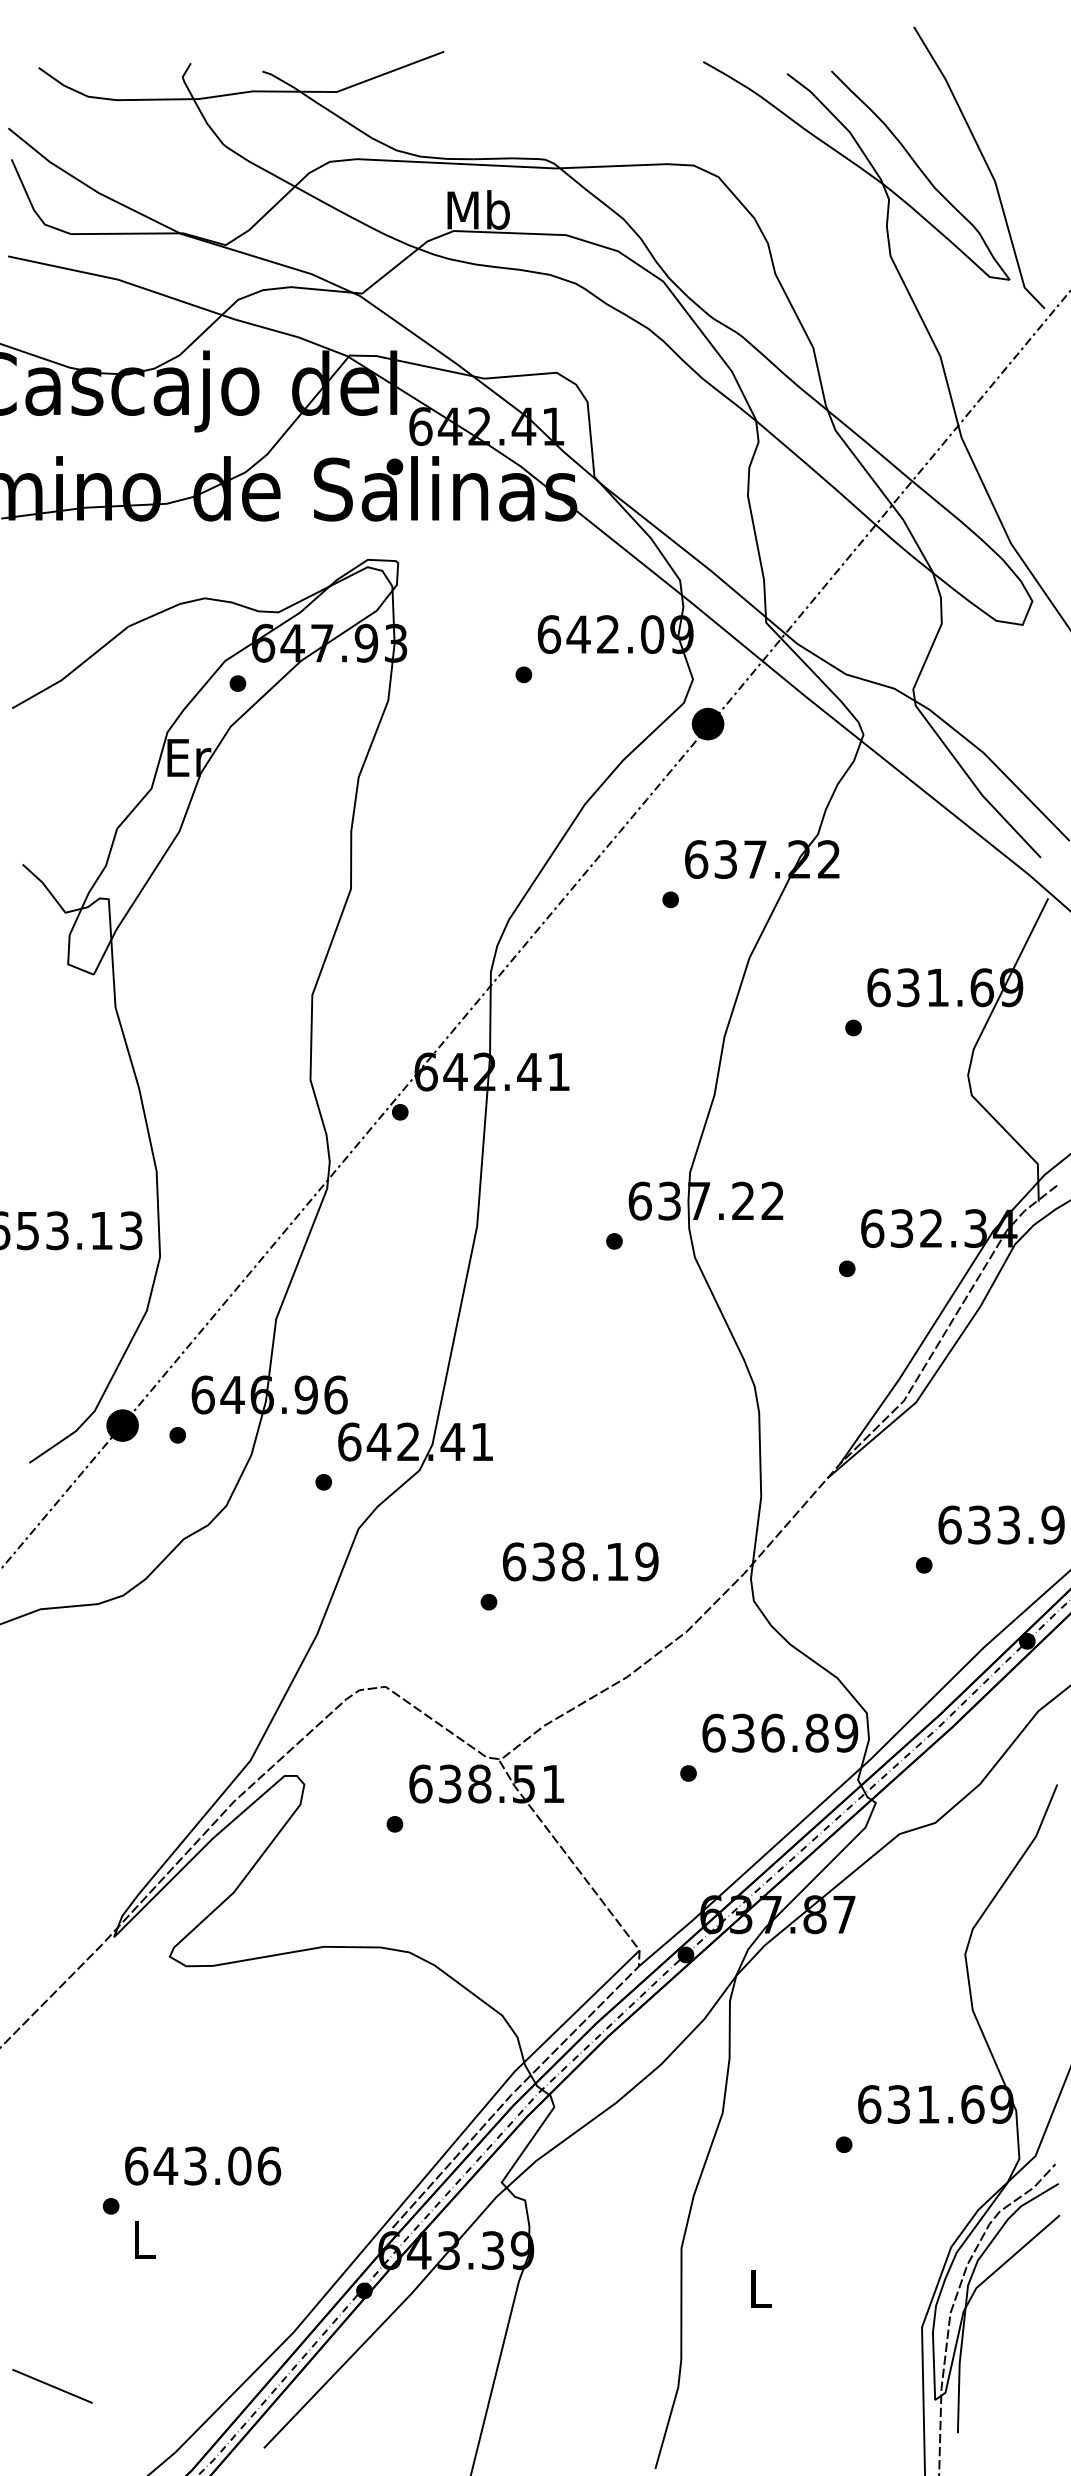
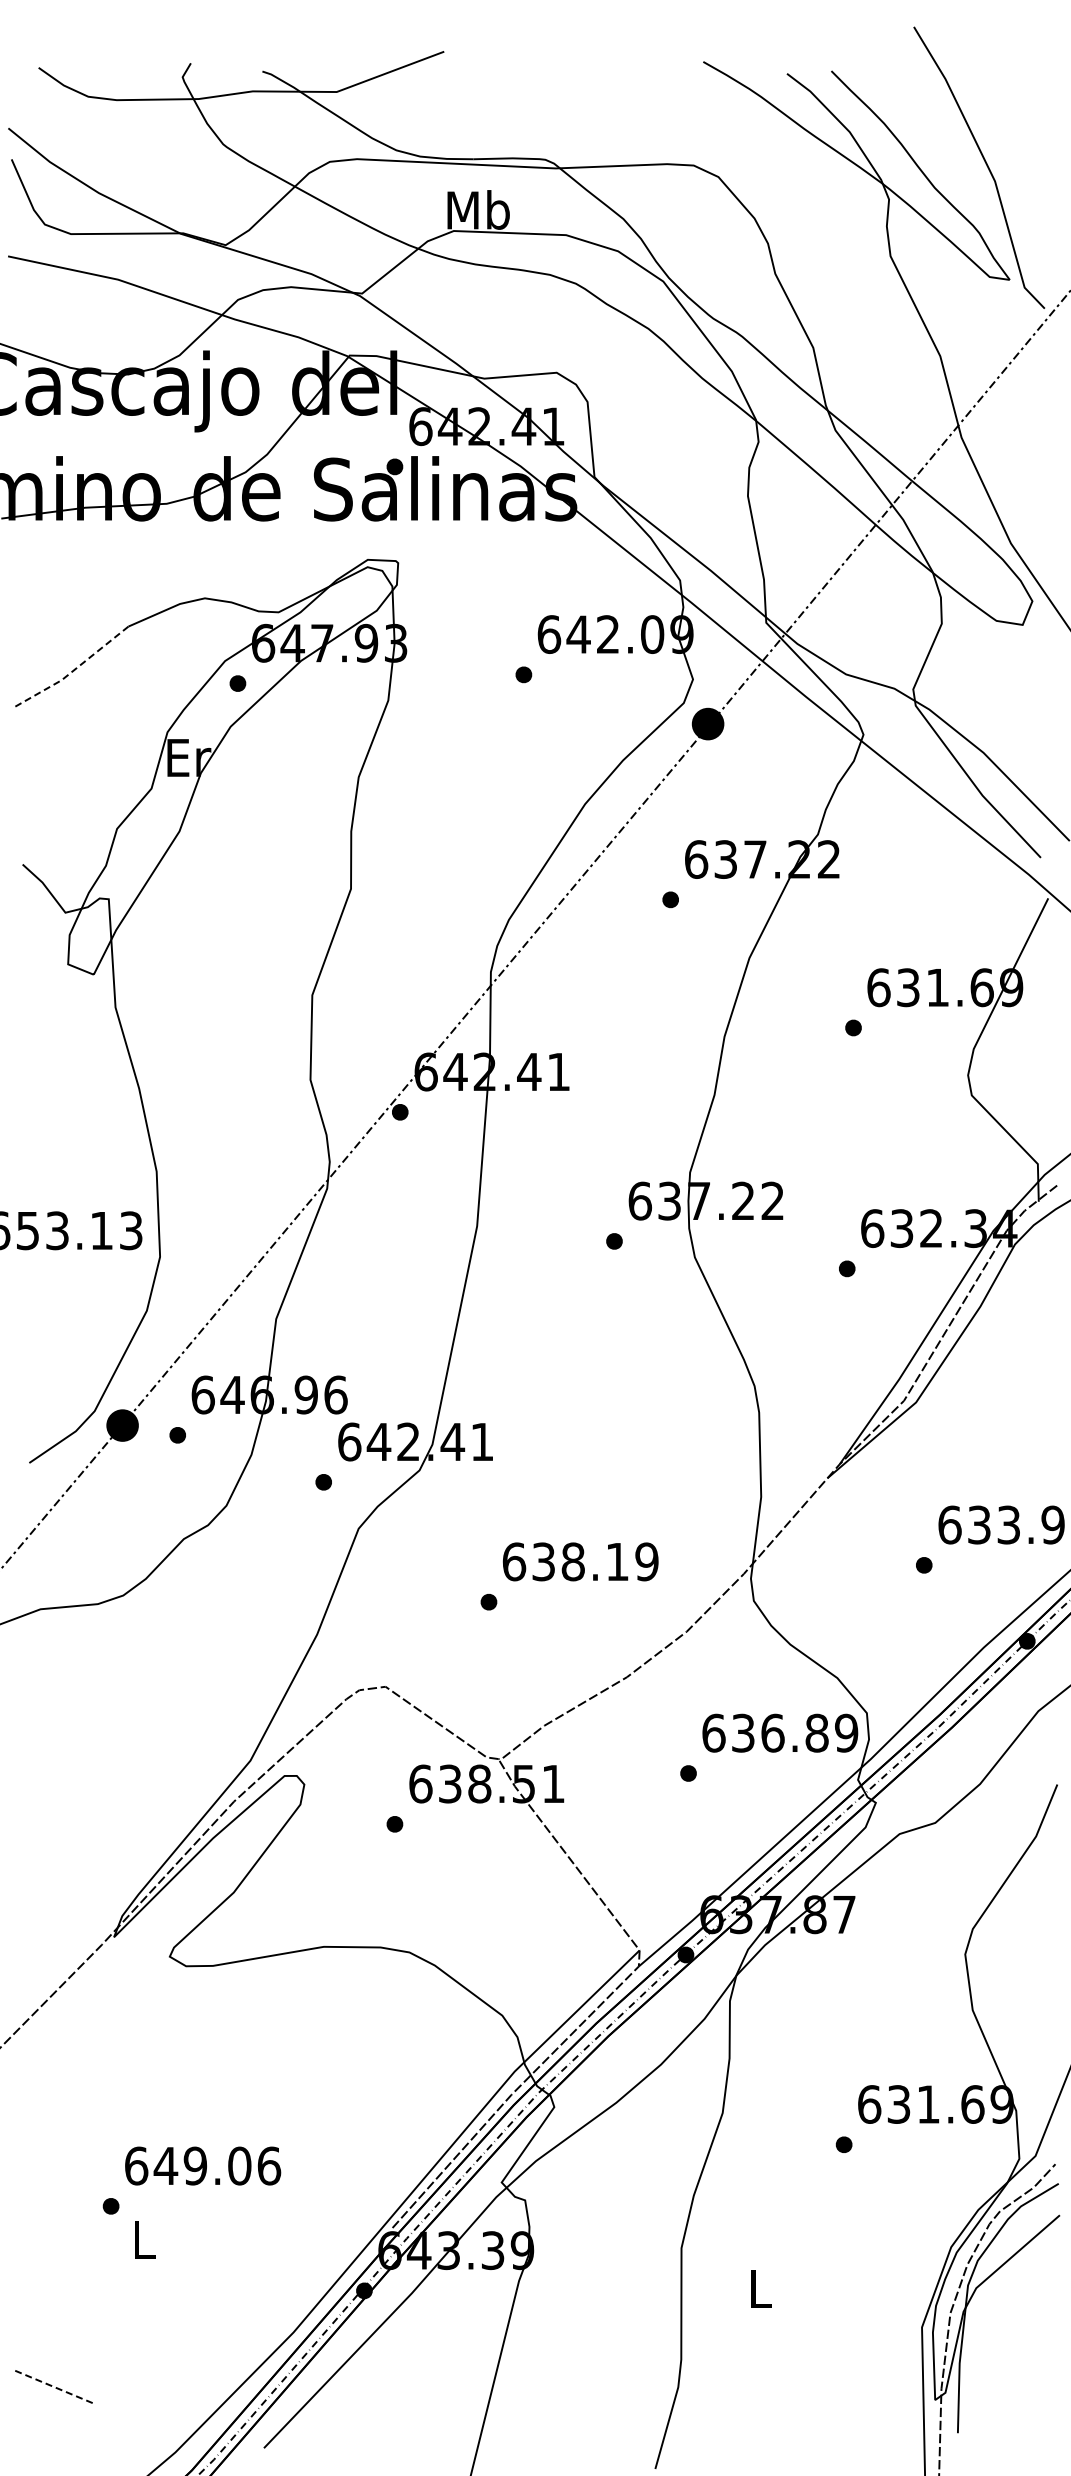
line: solid -> dashed (72, 671)
text: 643.06 -> 649.06 (195, 2165)
line: solid -> dashed (52, 2386)
